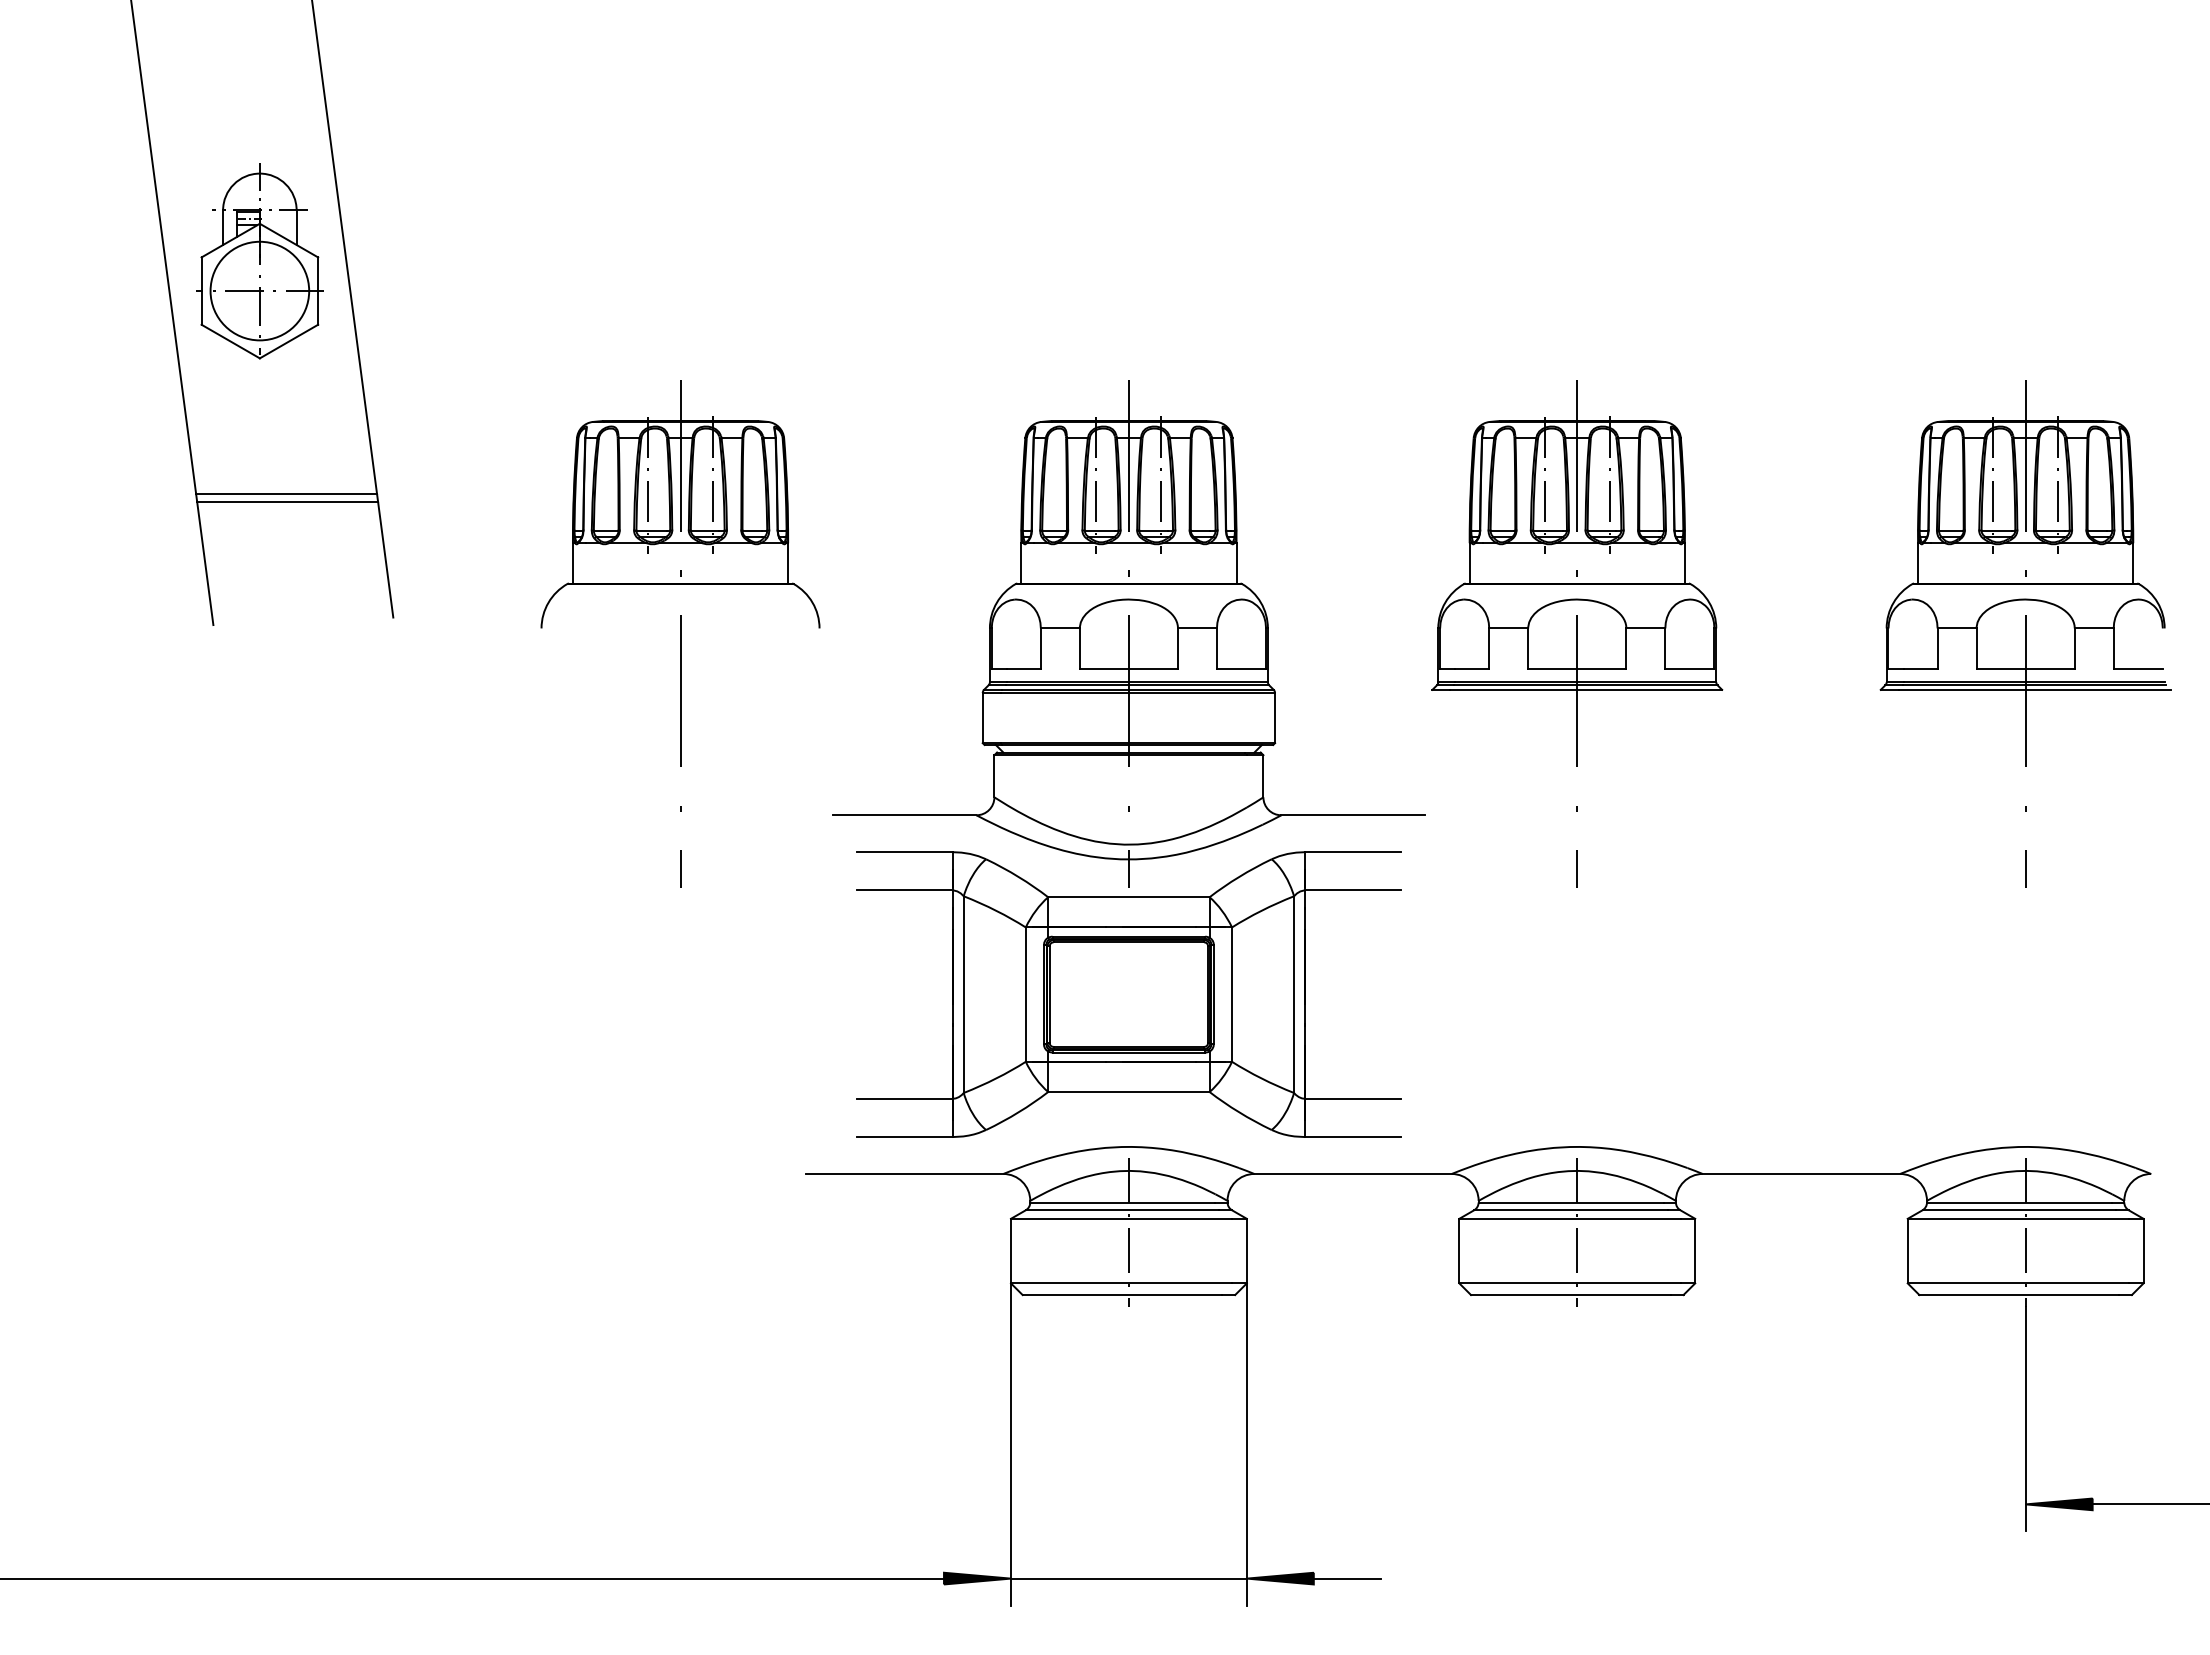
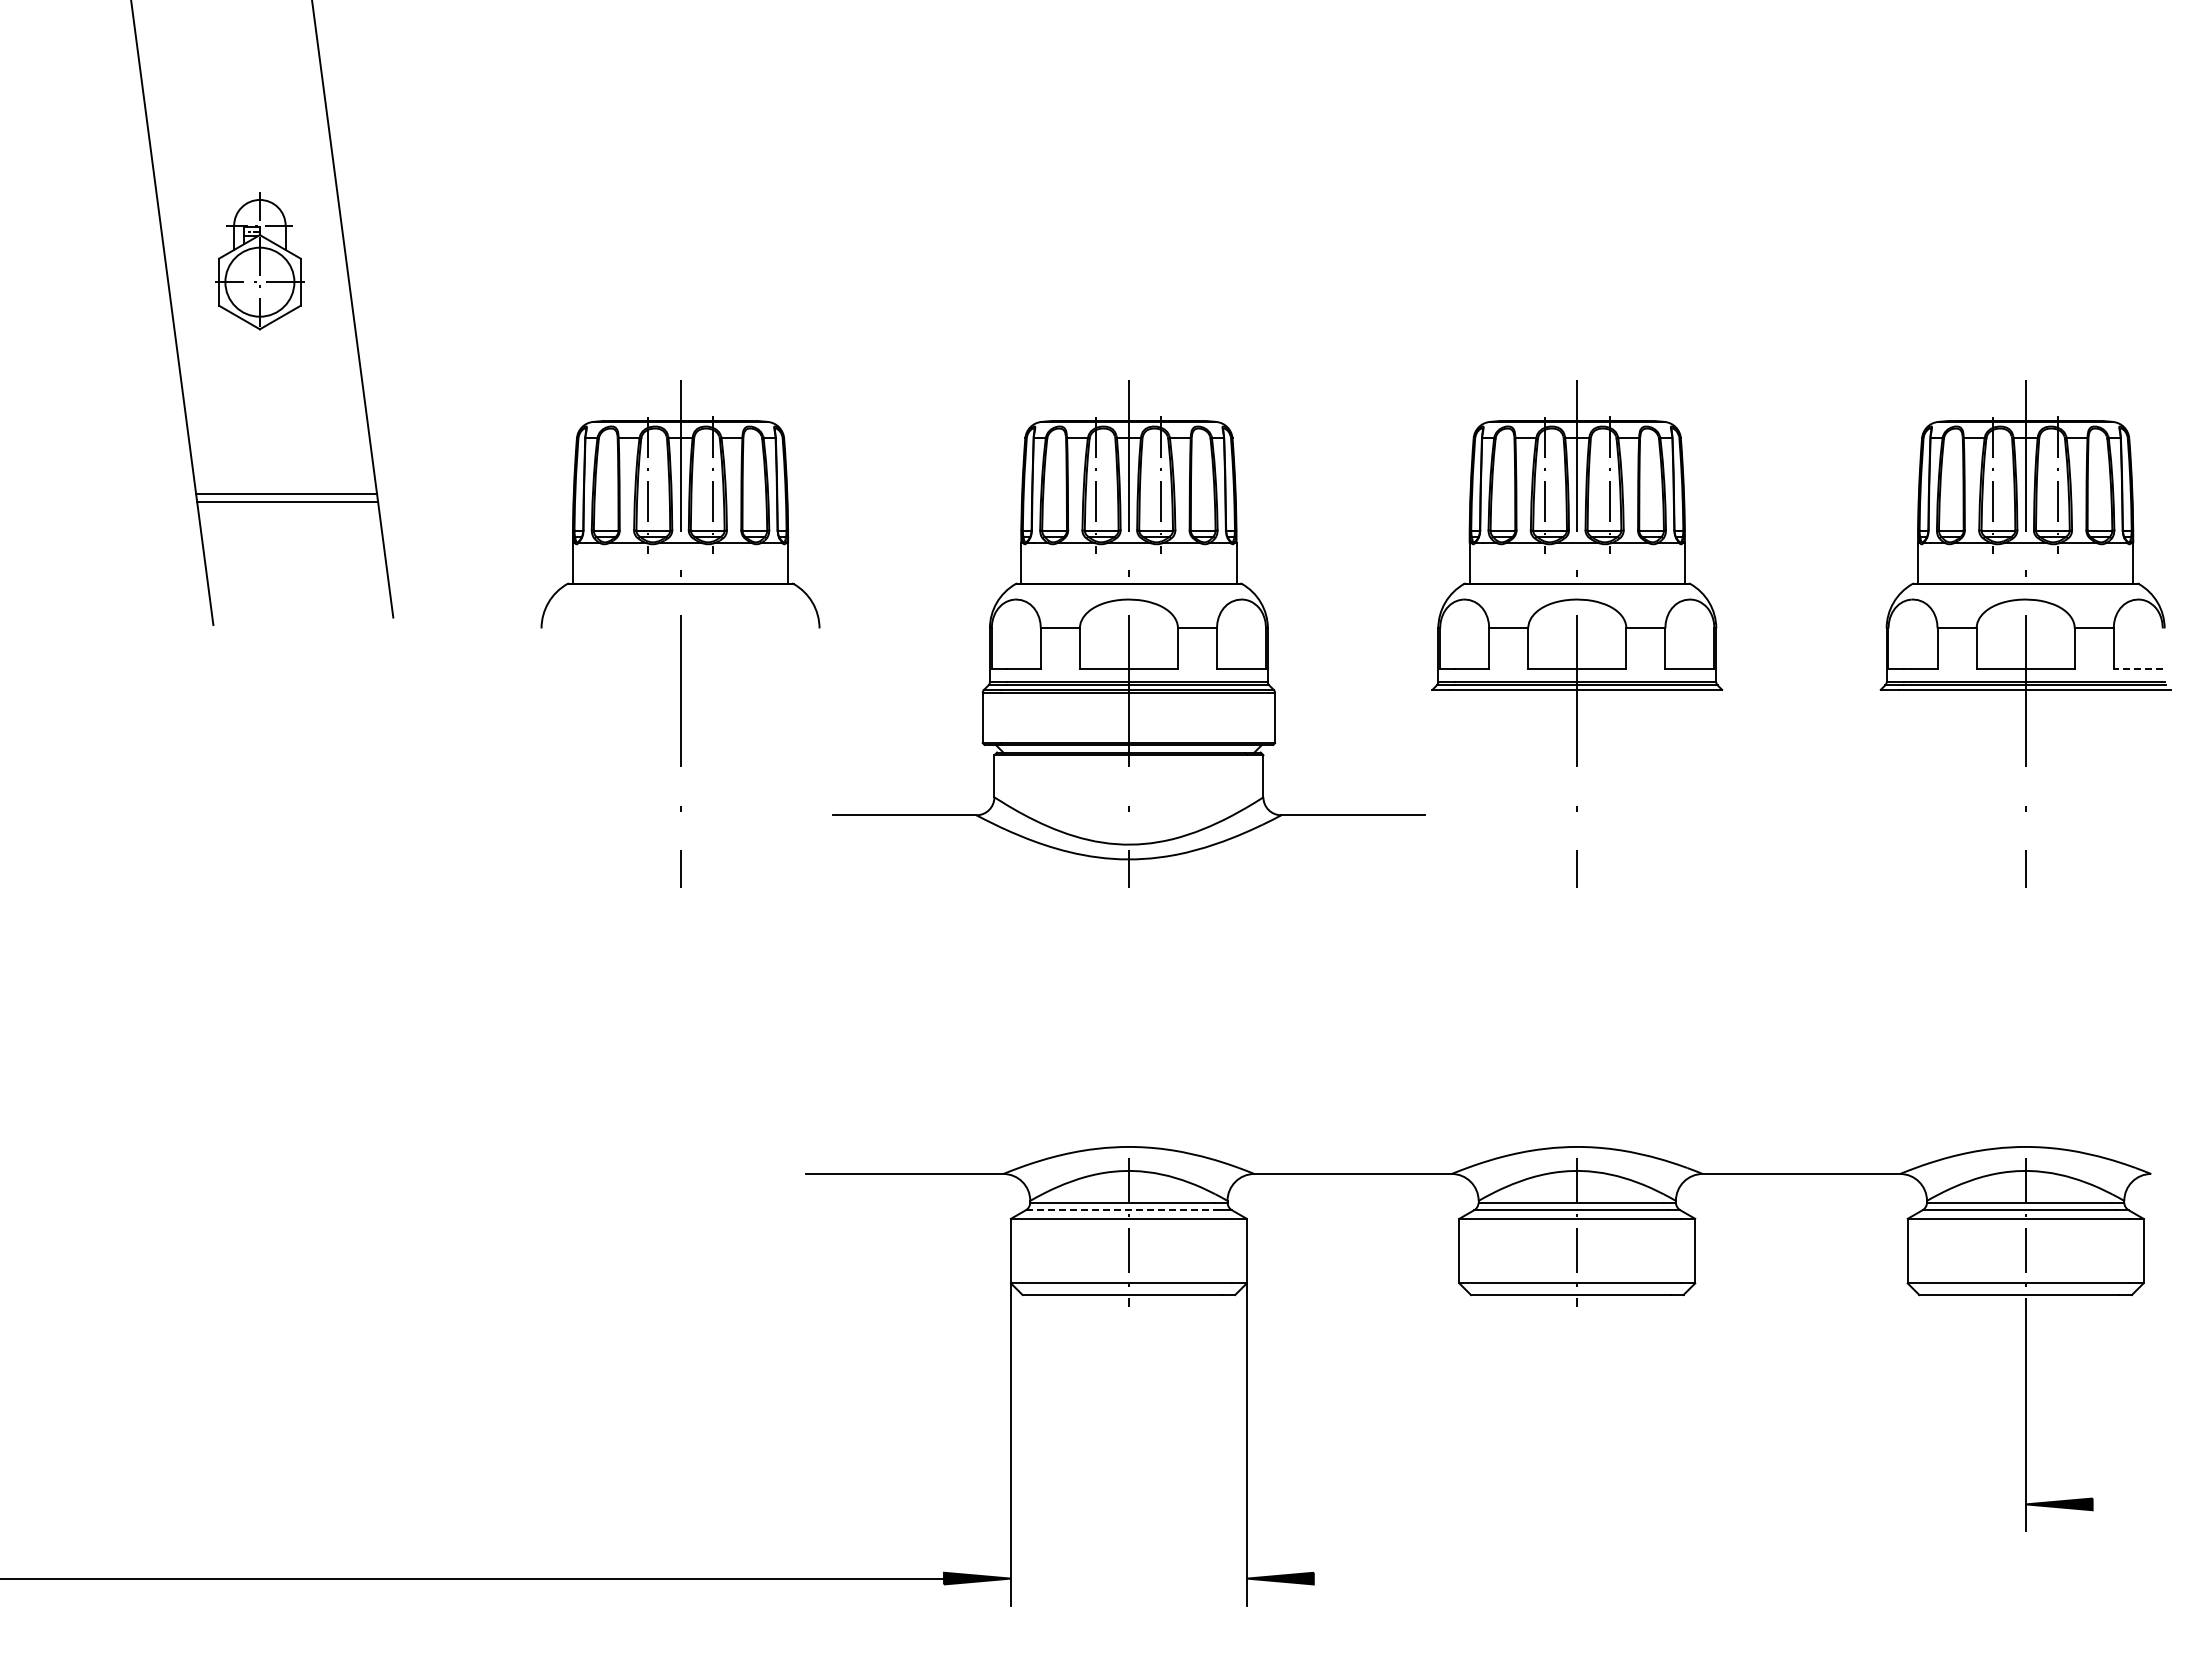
part size: 128x197 px -> 90x139 px (259, 261)
line: solid -> dashed (2138, 668)
part: present -> none (1128, 994)
line: solid -> dashed (1122, 1210)
line: present -> none (2149, 1504)
line: present -> none (1128, 1578)
line: present -> none (1347, 1578)
